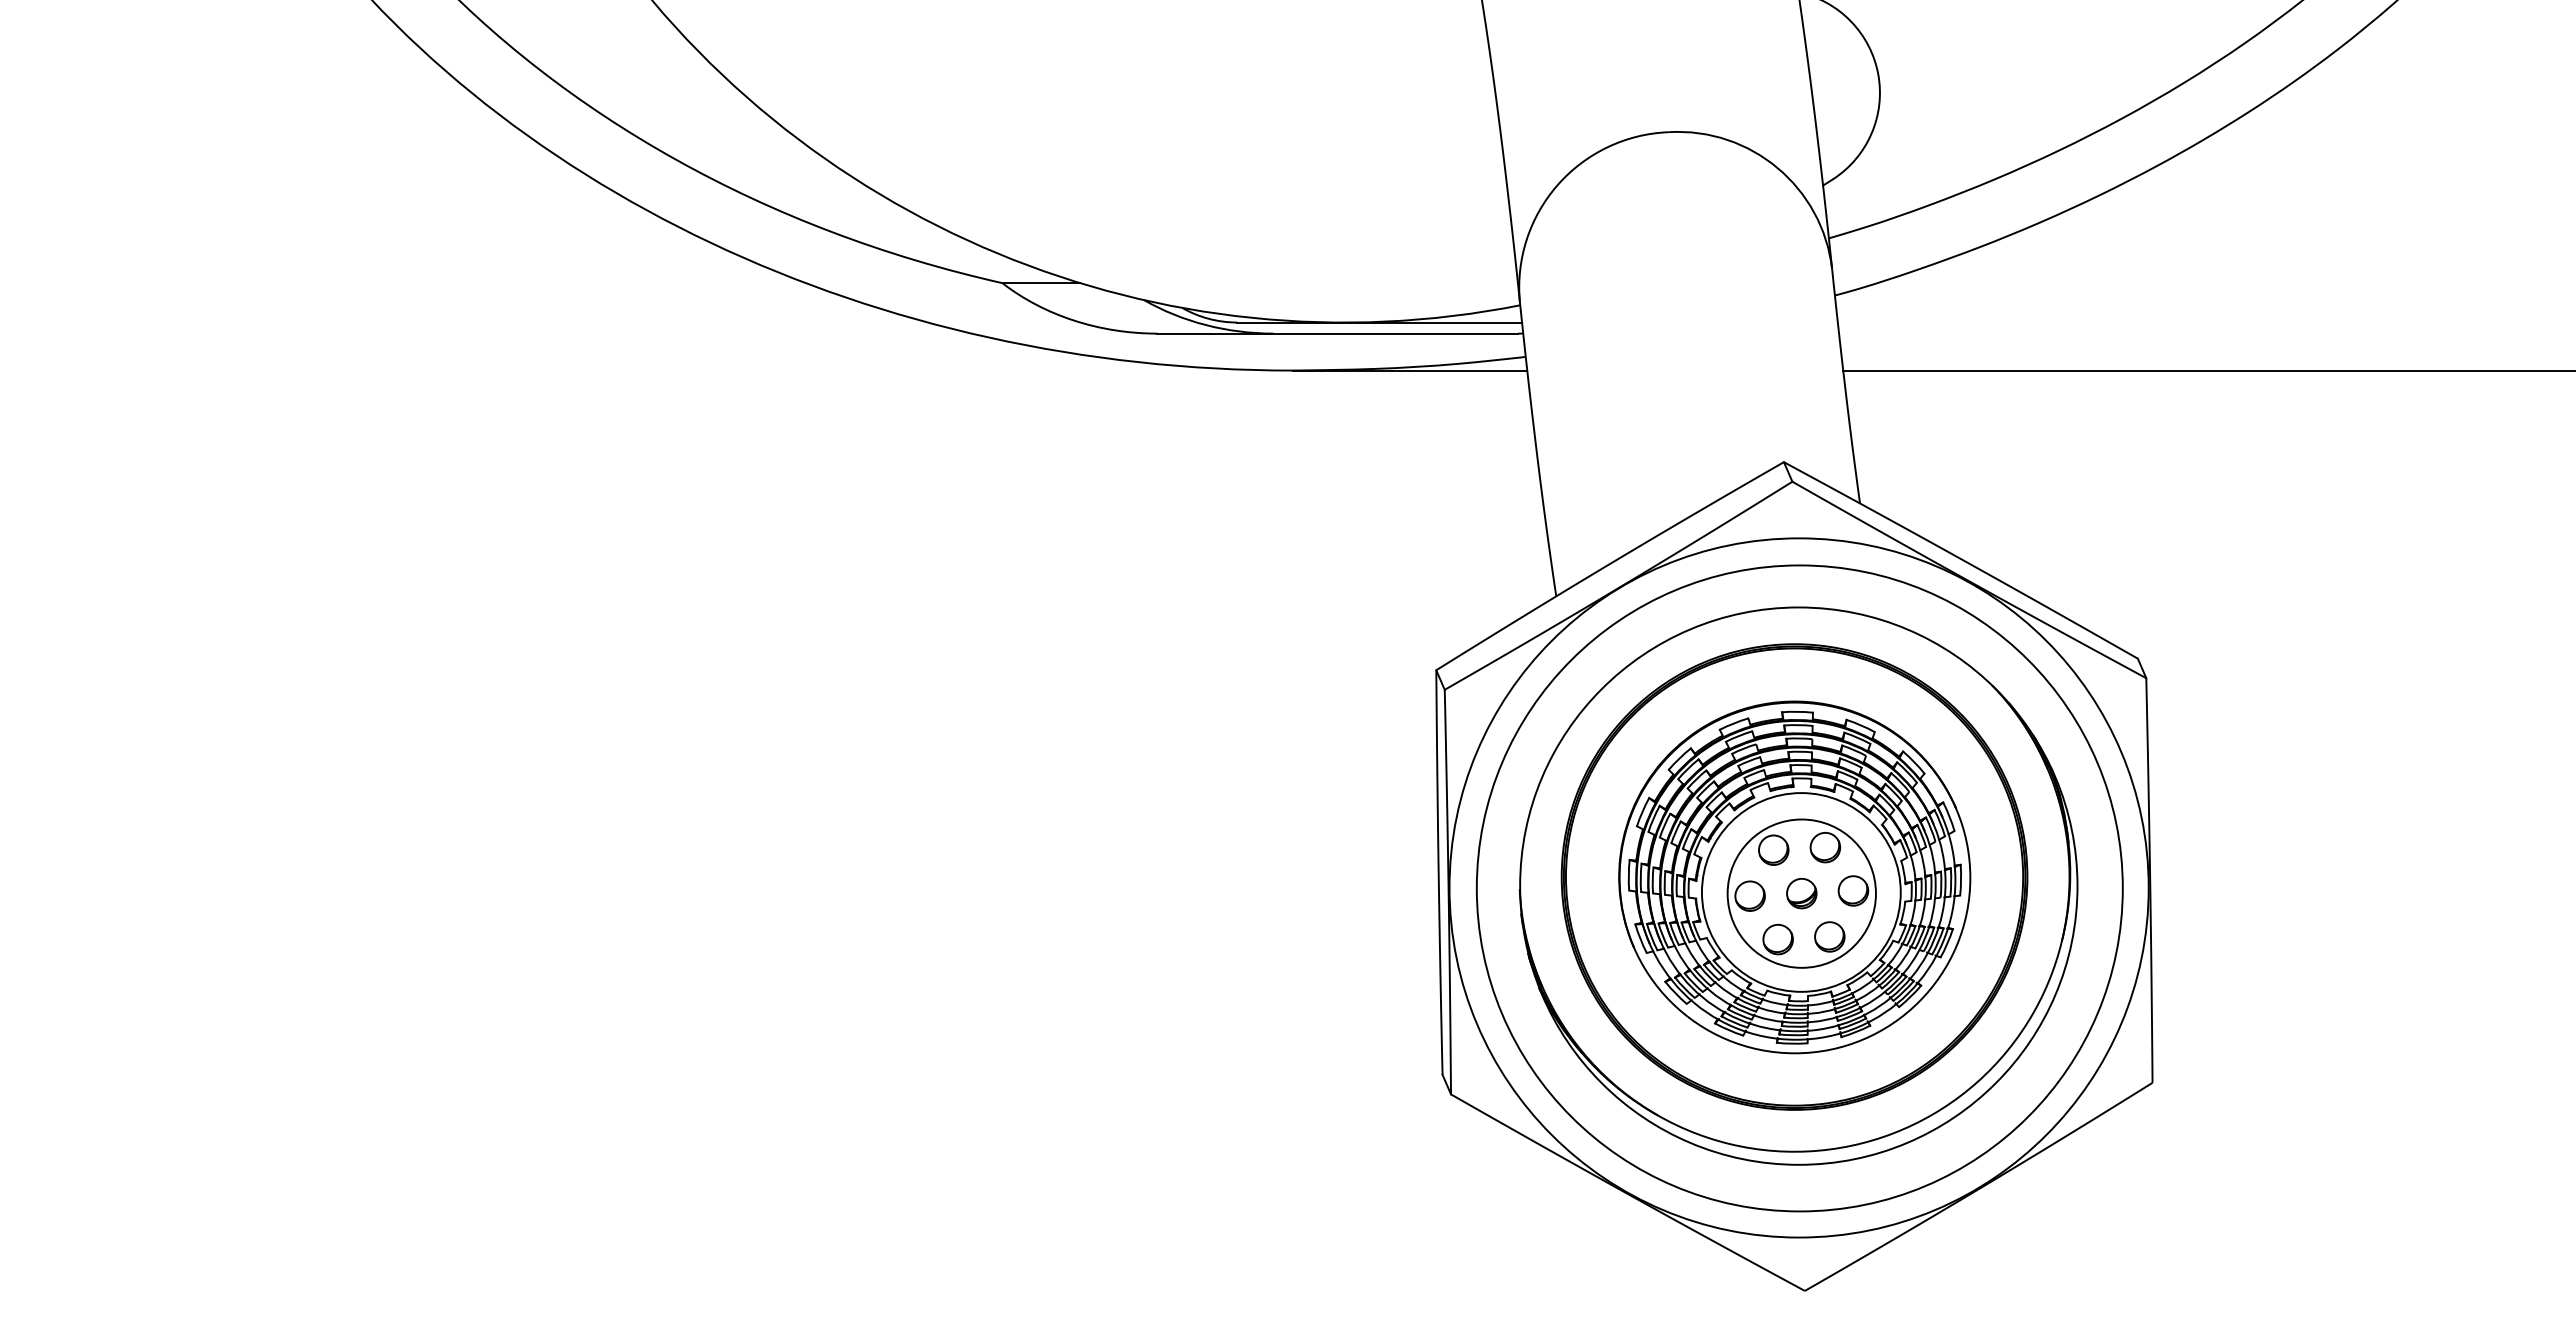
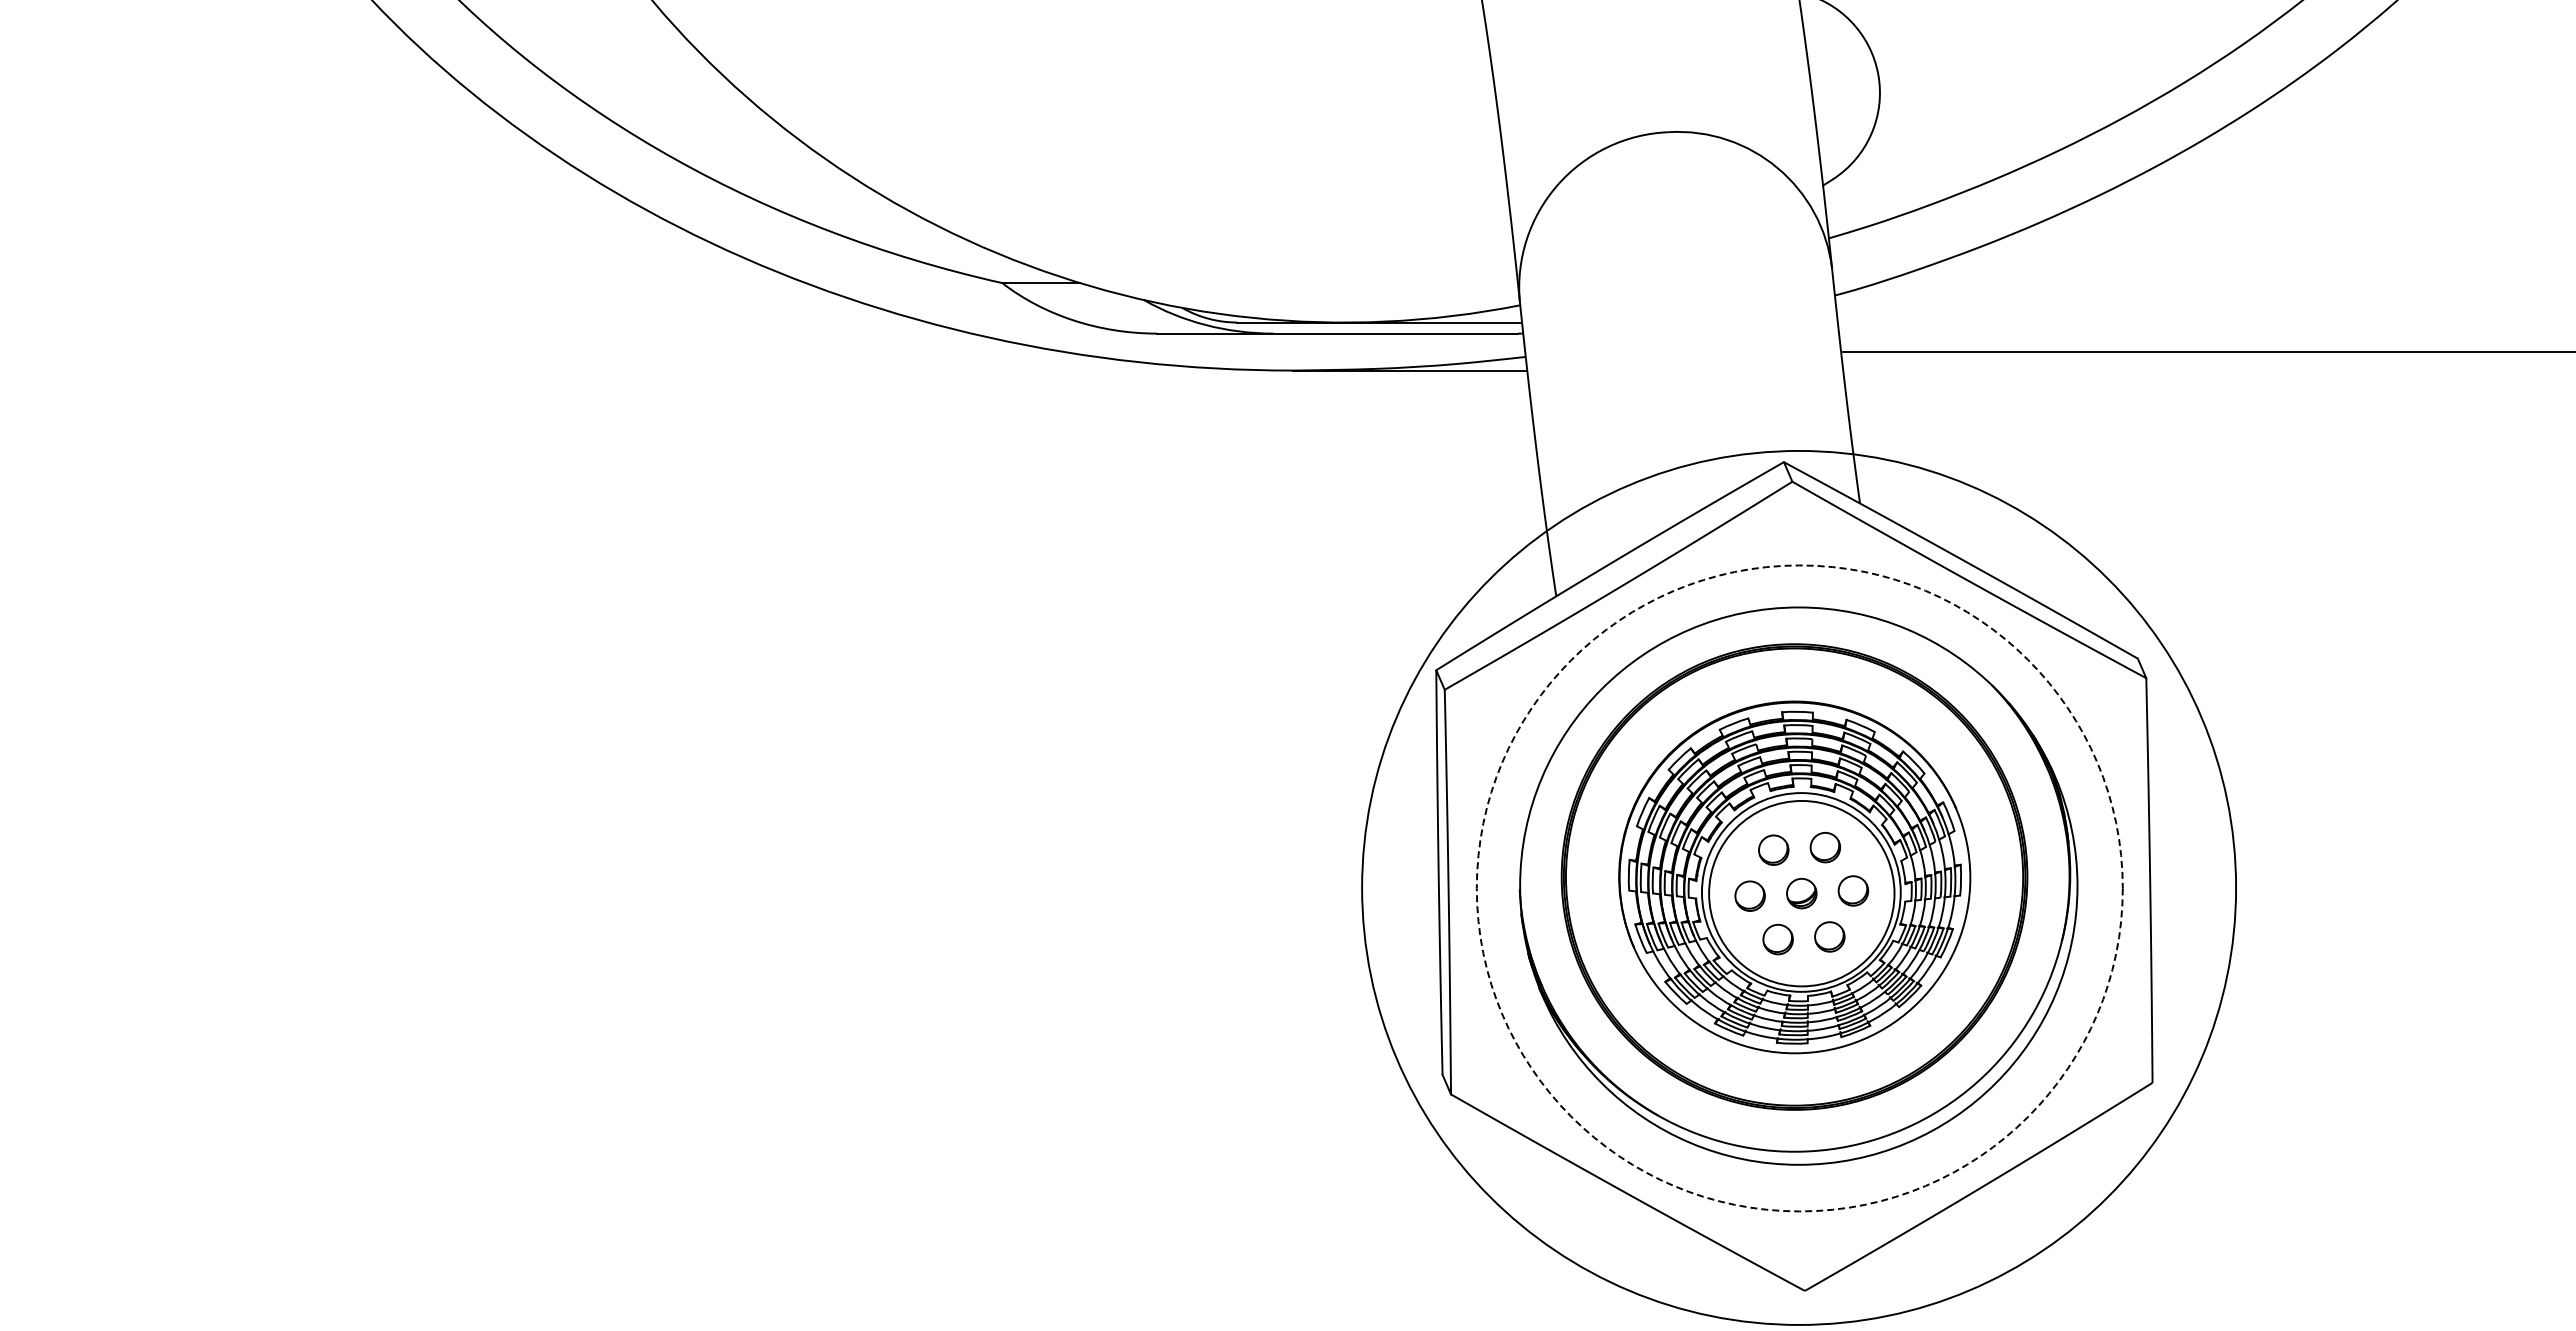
line position: (2207, 370) -> (2207, 351) (2207, 351)
circle diameter: 699 px -> 874 px (1799, 887)
circle: solid -> dashed (1799, 888)
circle diameter: 148 px -> 185 px (1801, 893)
